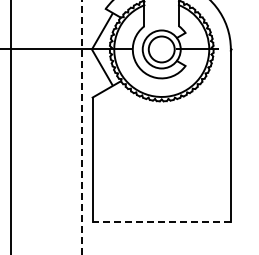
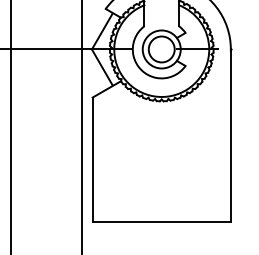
line: dashed -> solid (81, 126)
line: dashed -> solid (161, 222)
